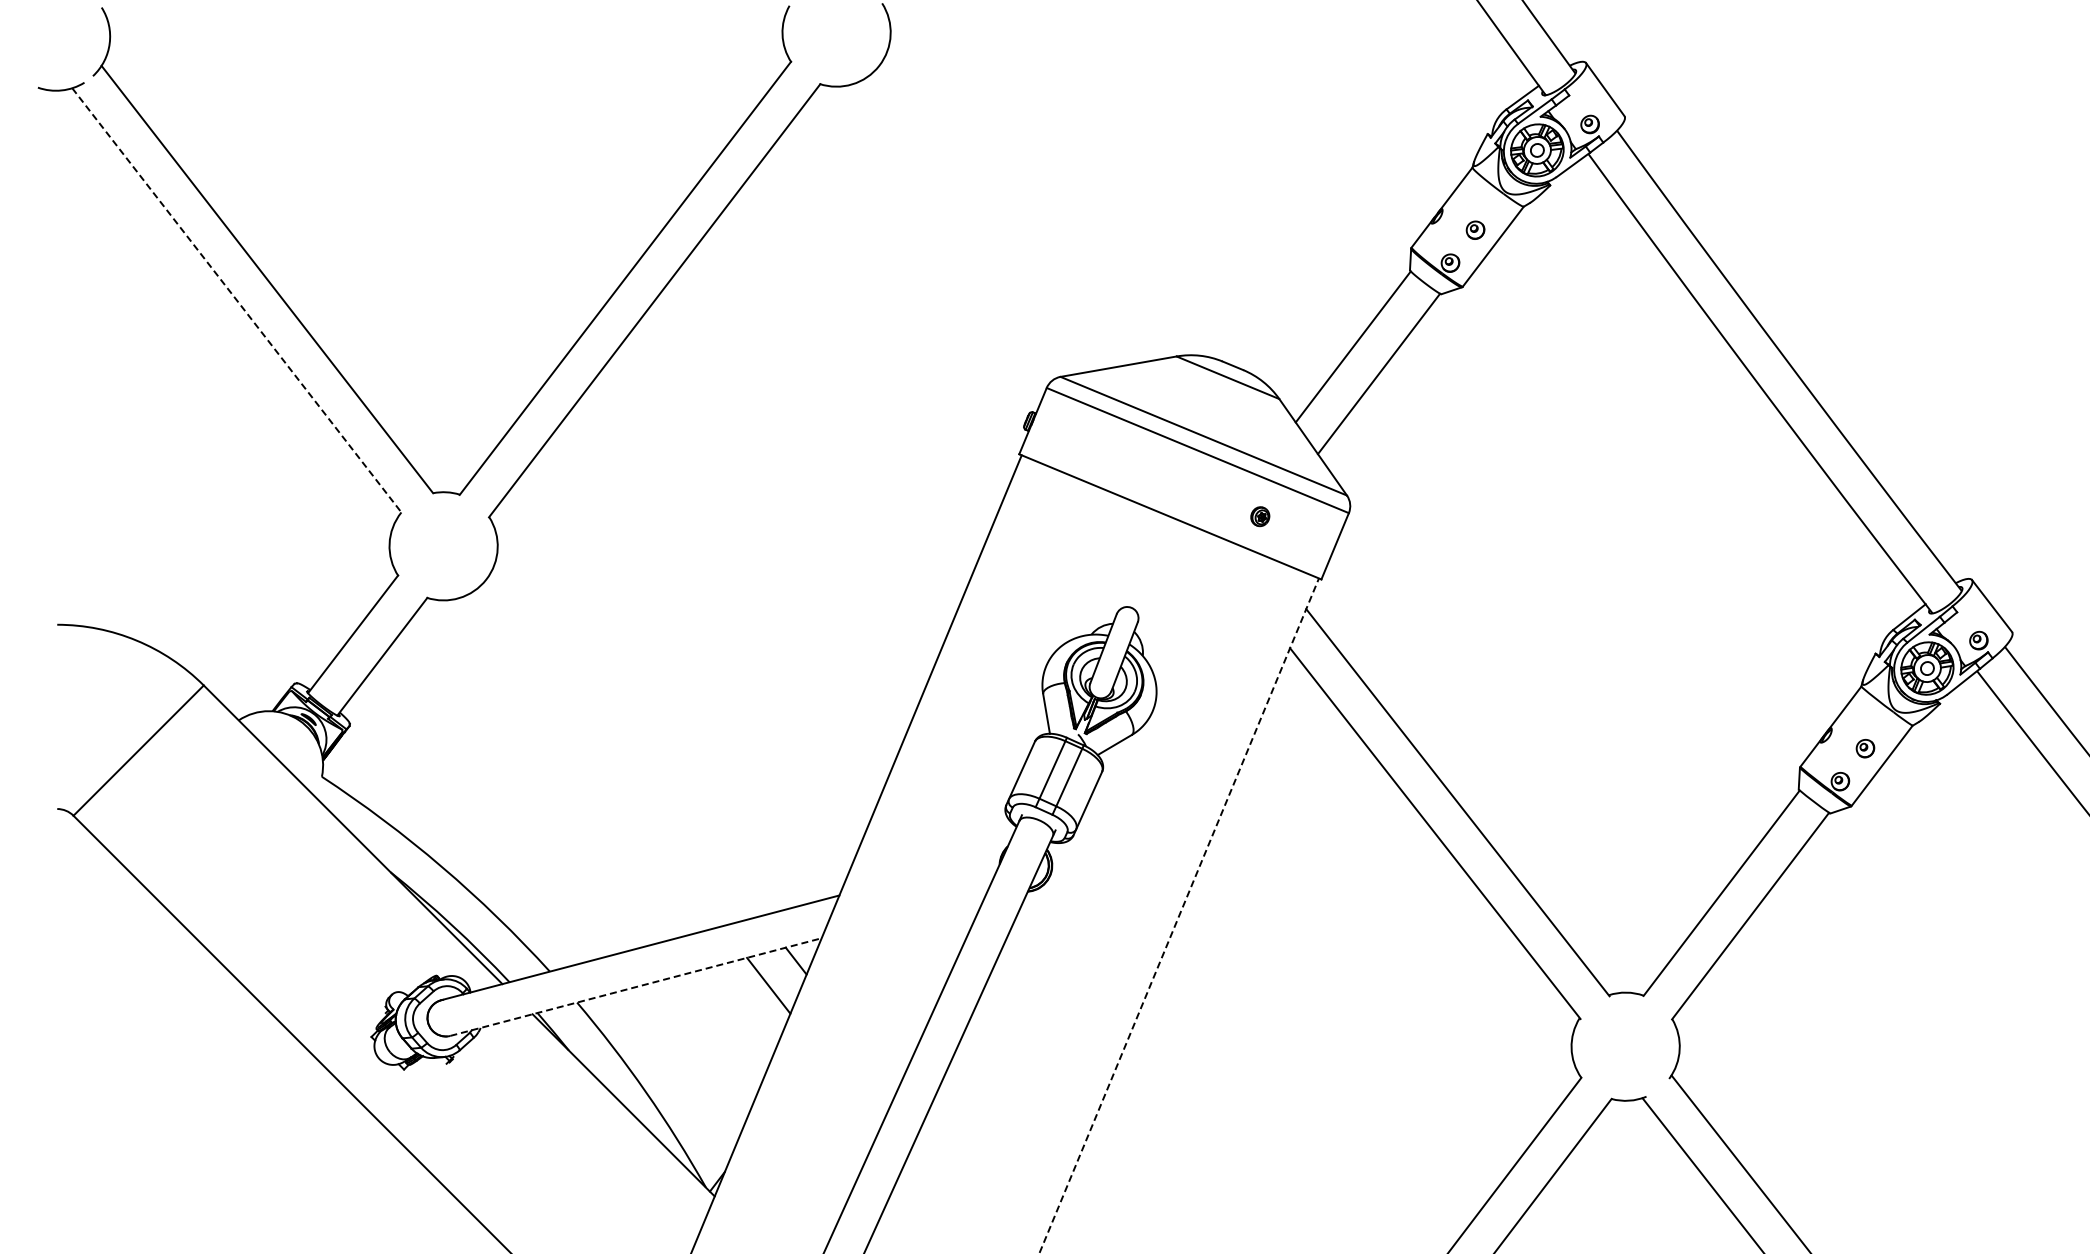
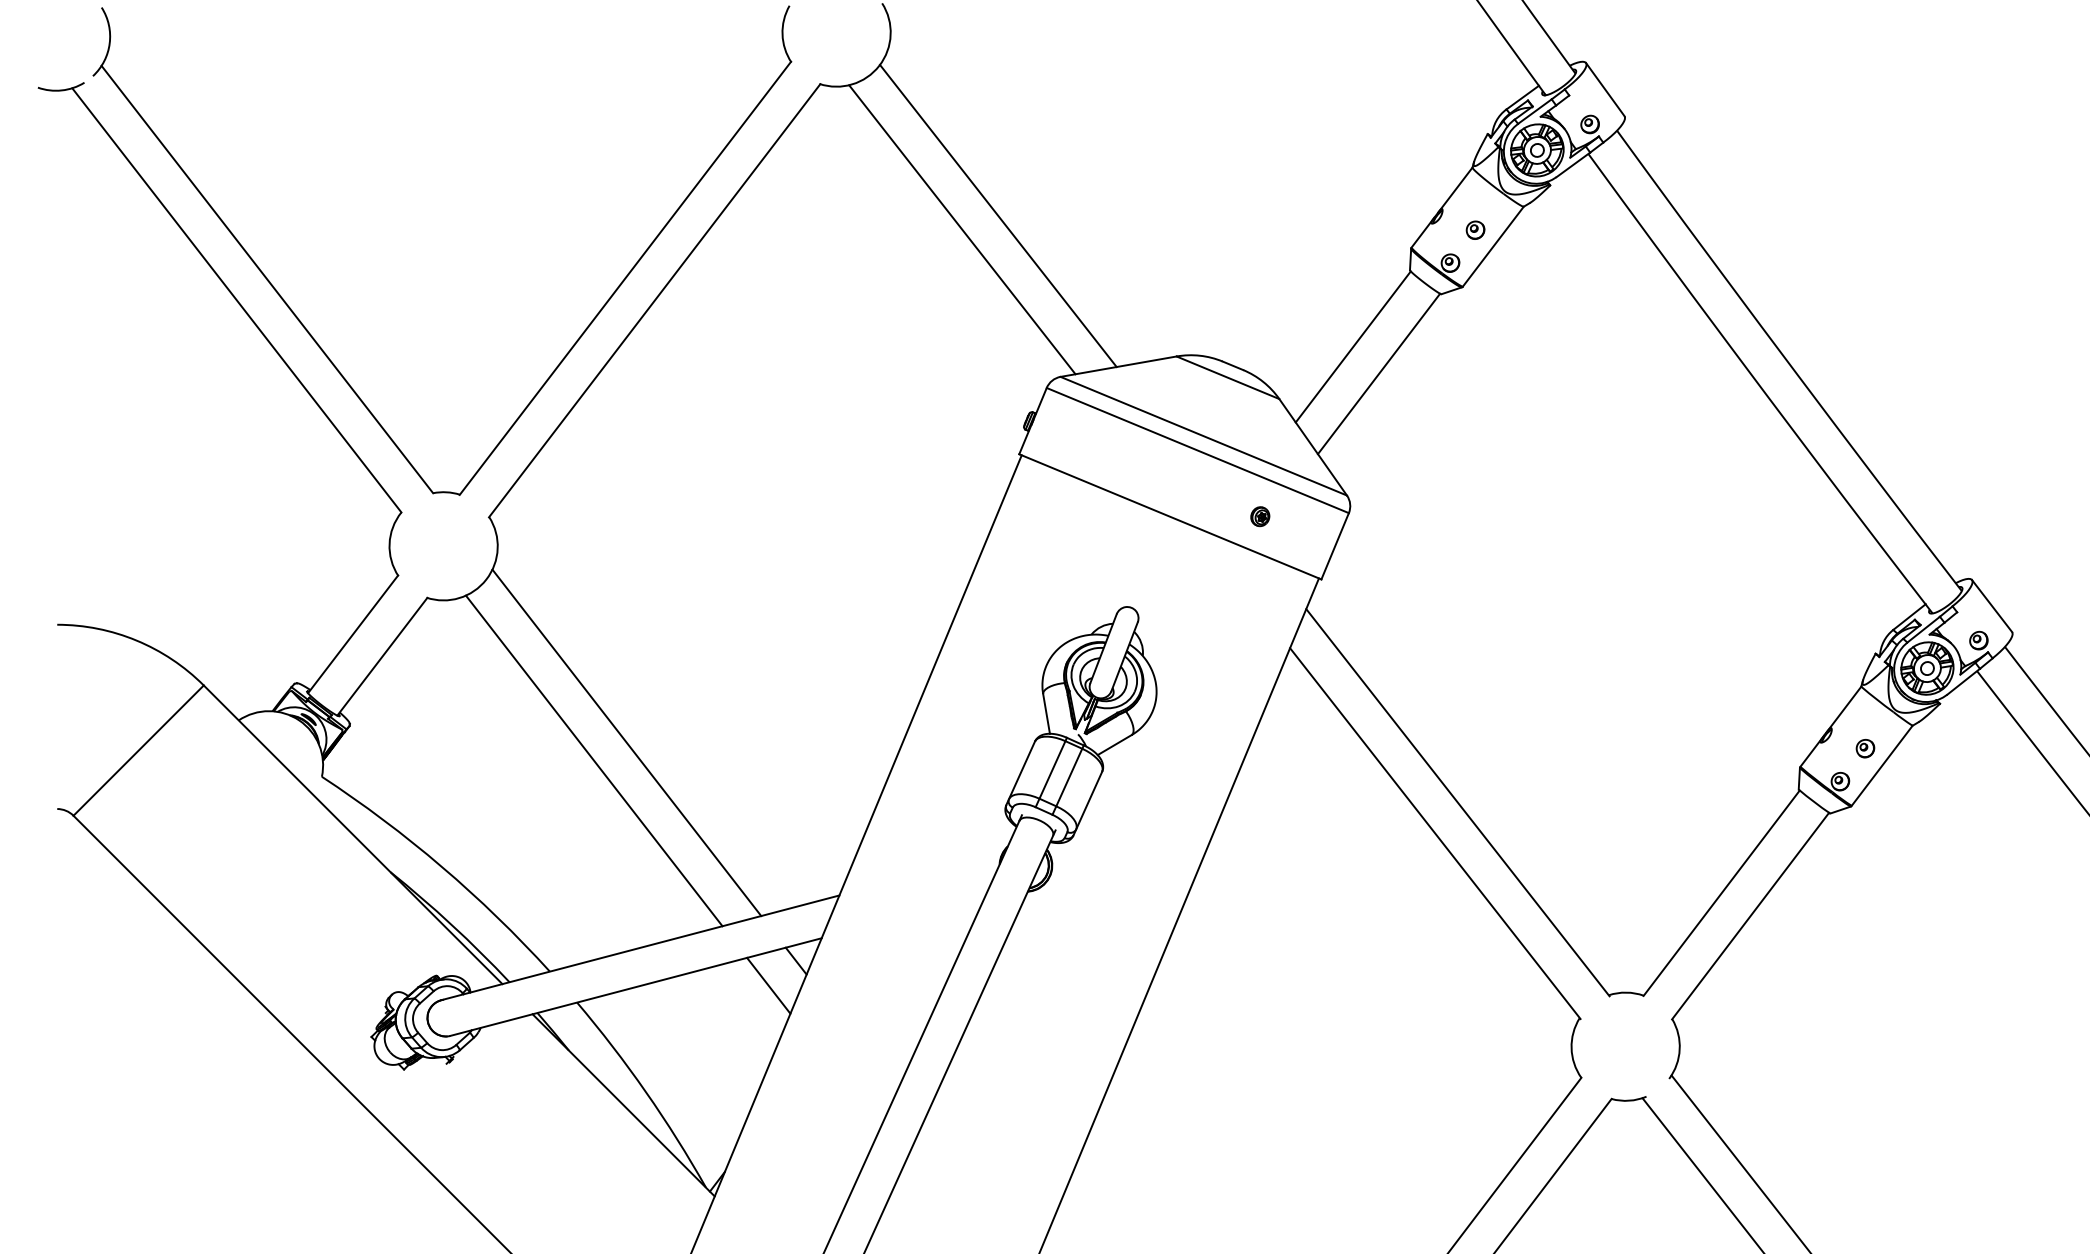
line: none -> present (998, 215)
line: none -> present (962, 229)
line: dashed -> solid (237, 300)
line: none -> present (626, 742)
line: none -> present (593, 760)
line: dashed -> solid (1179, 915)
line: dashed -> solid (636, 987)
